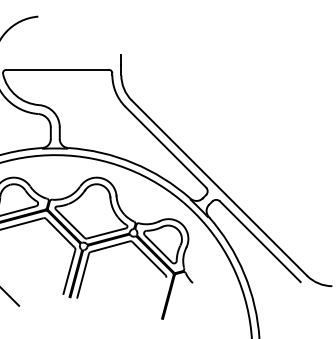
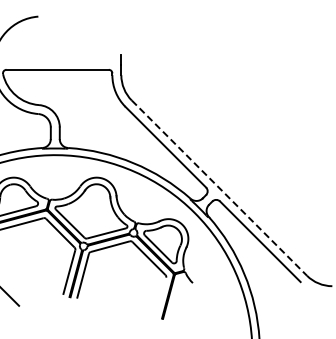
line: solid -> dashed (219, 188)
